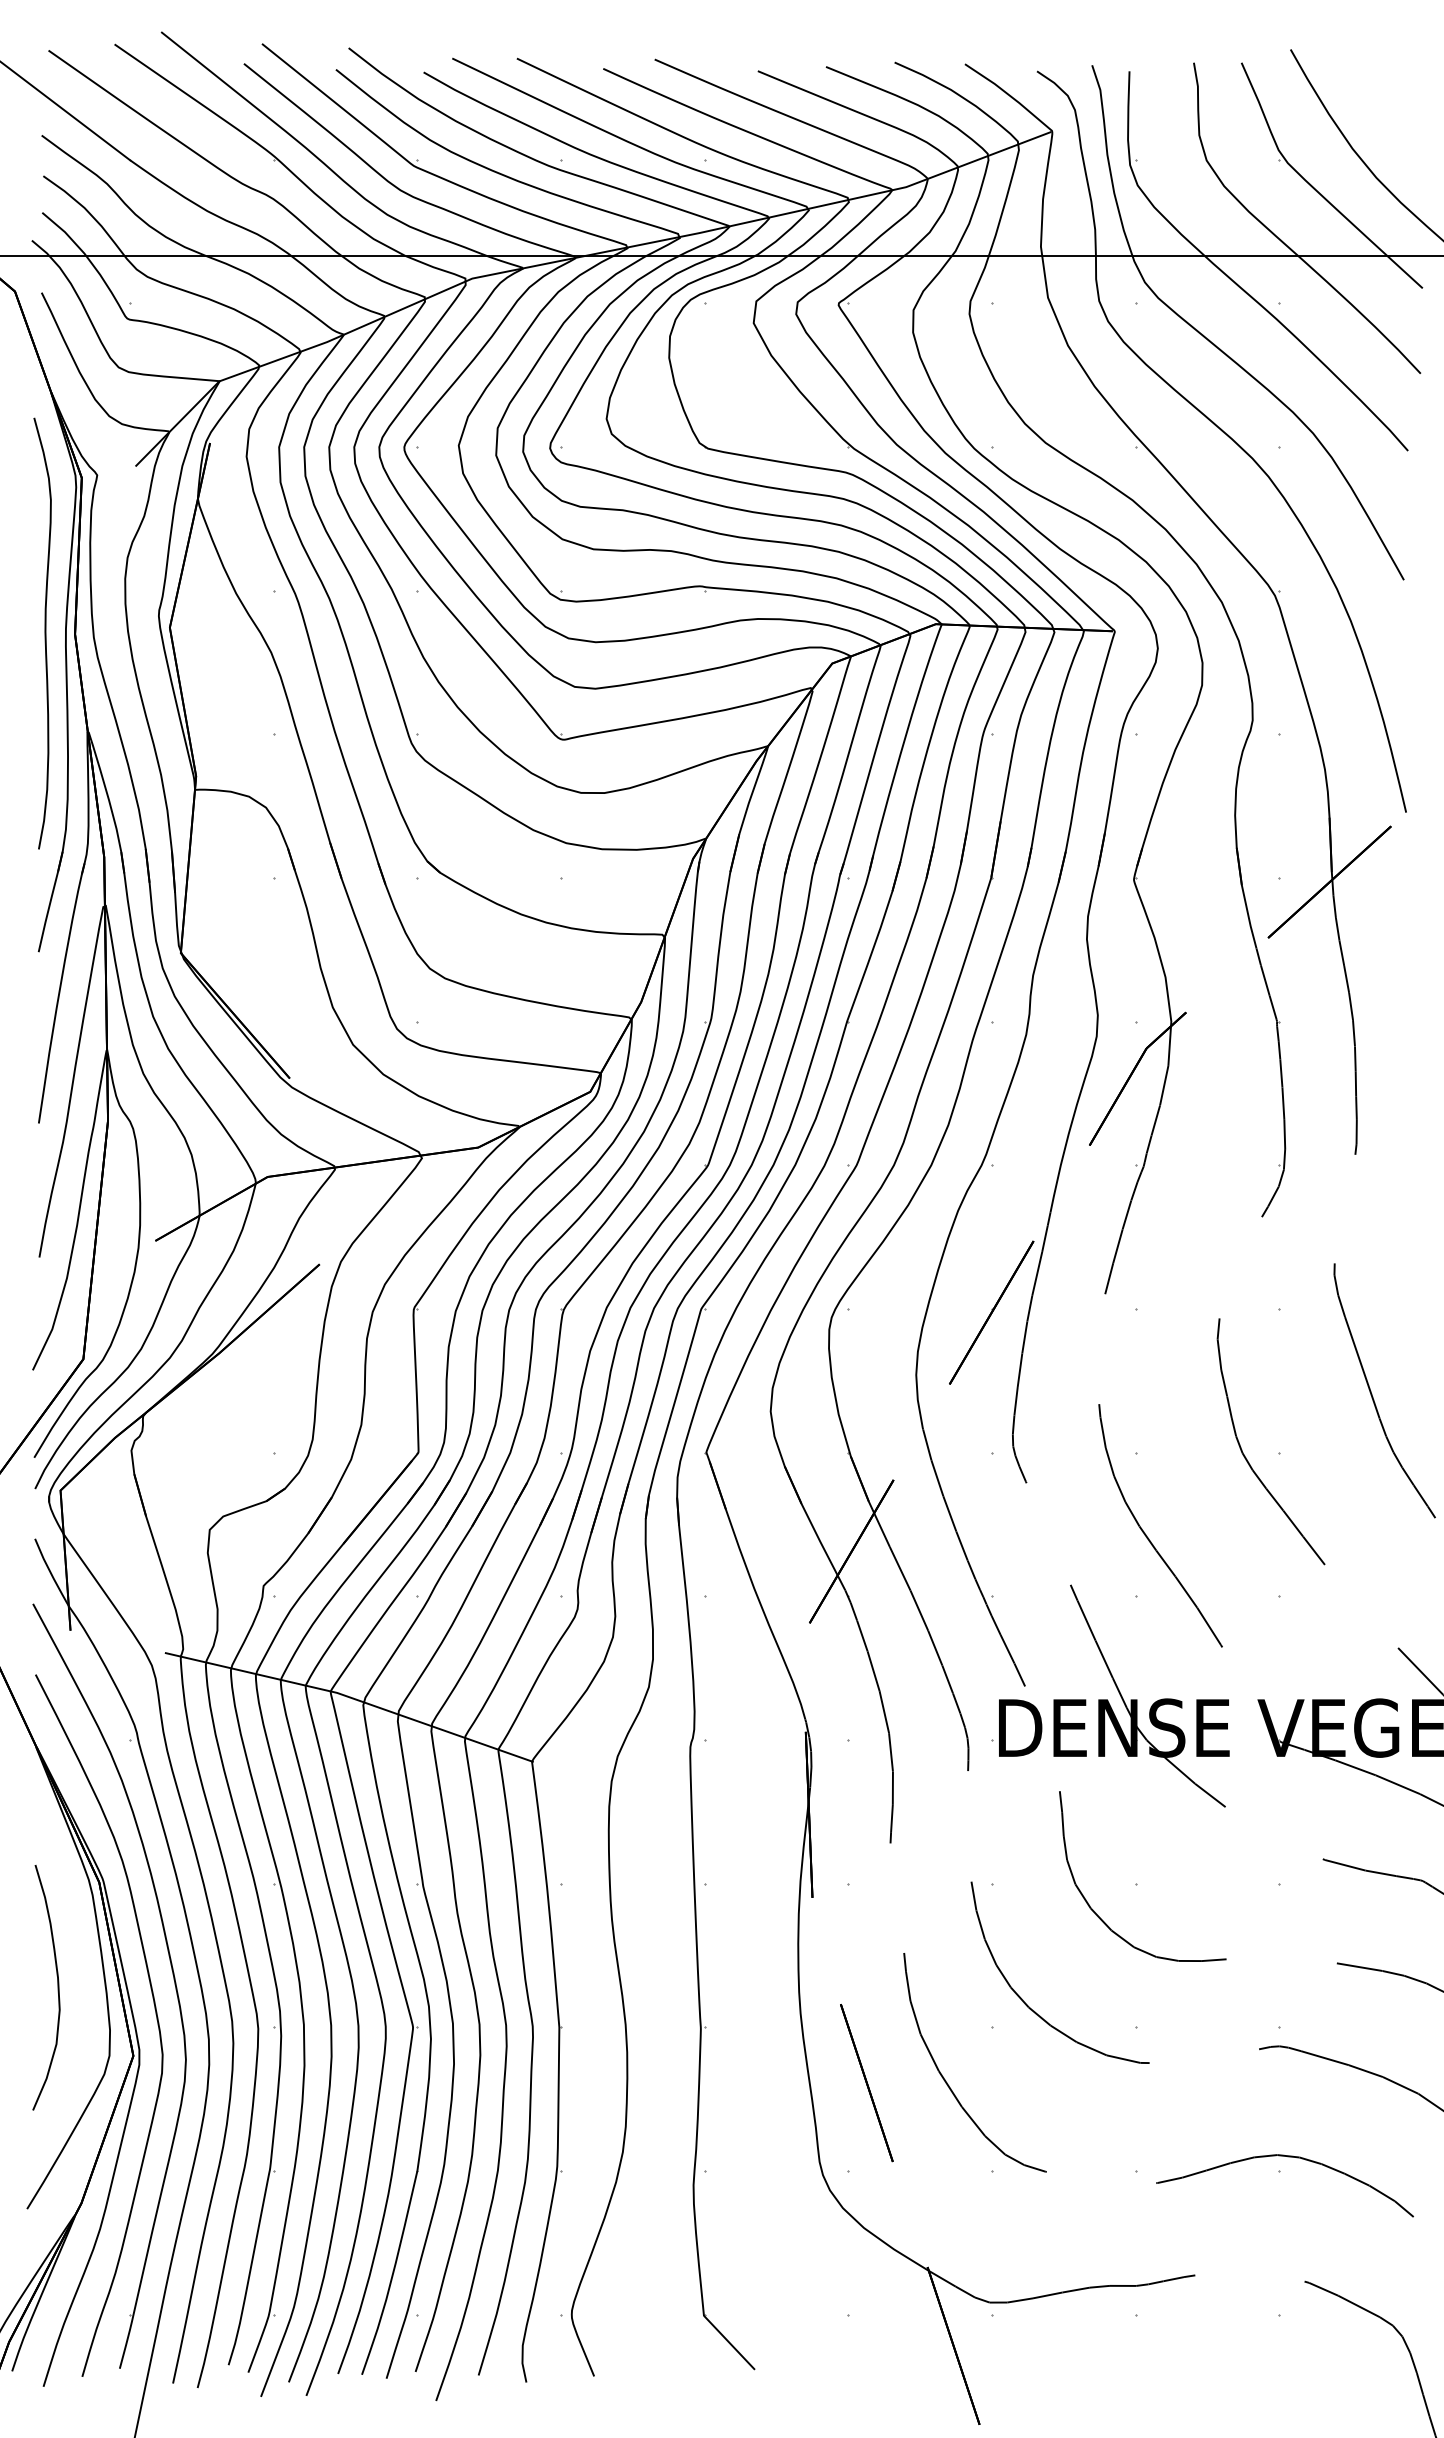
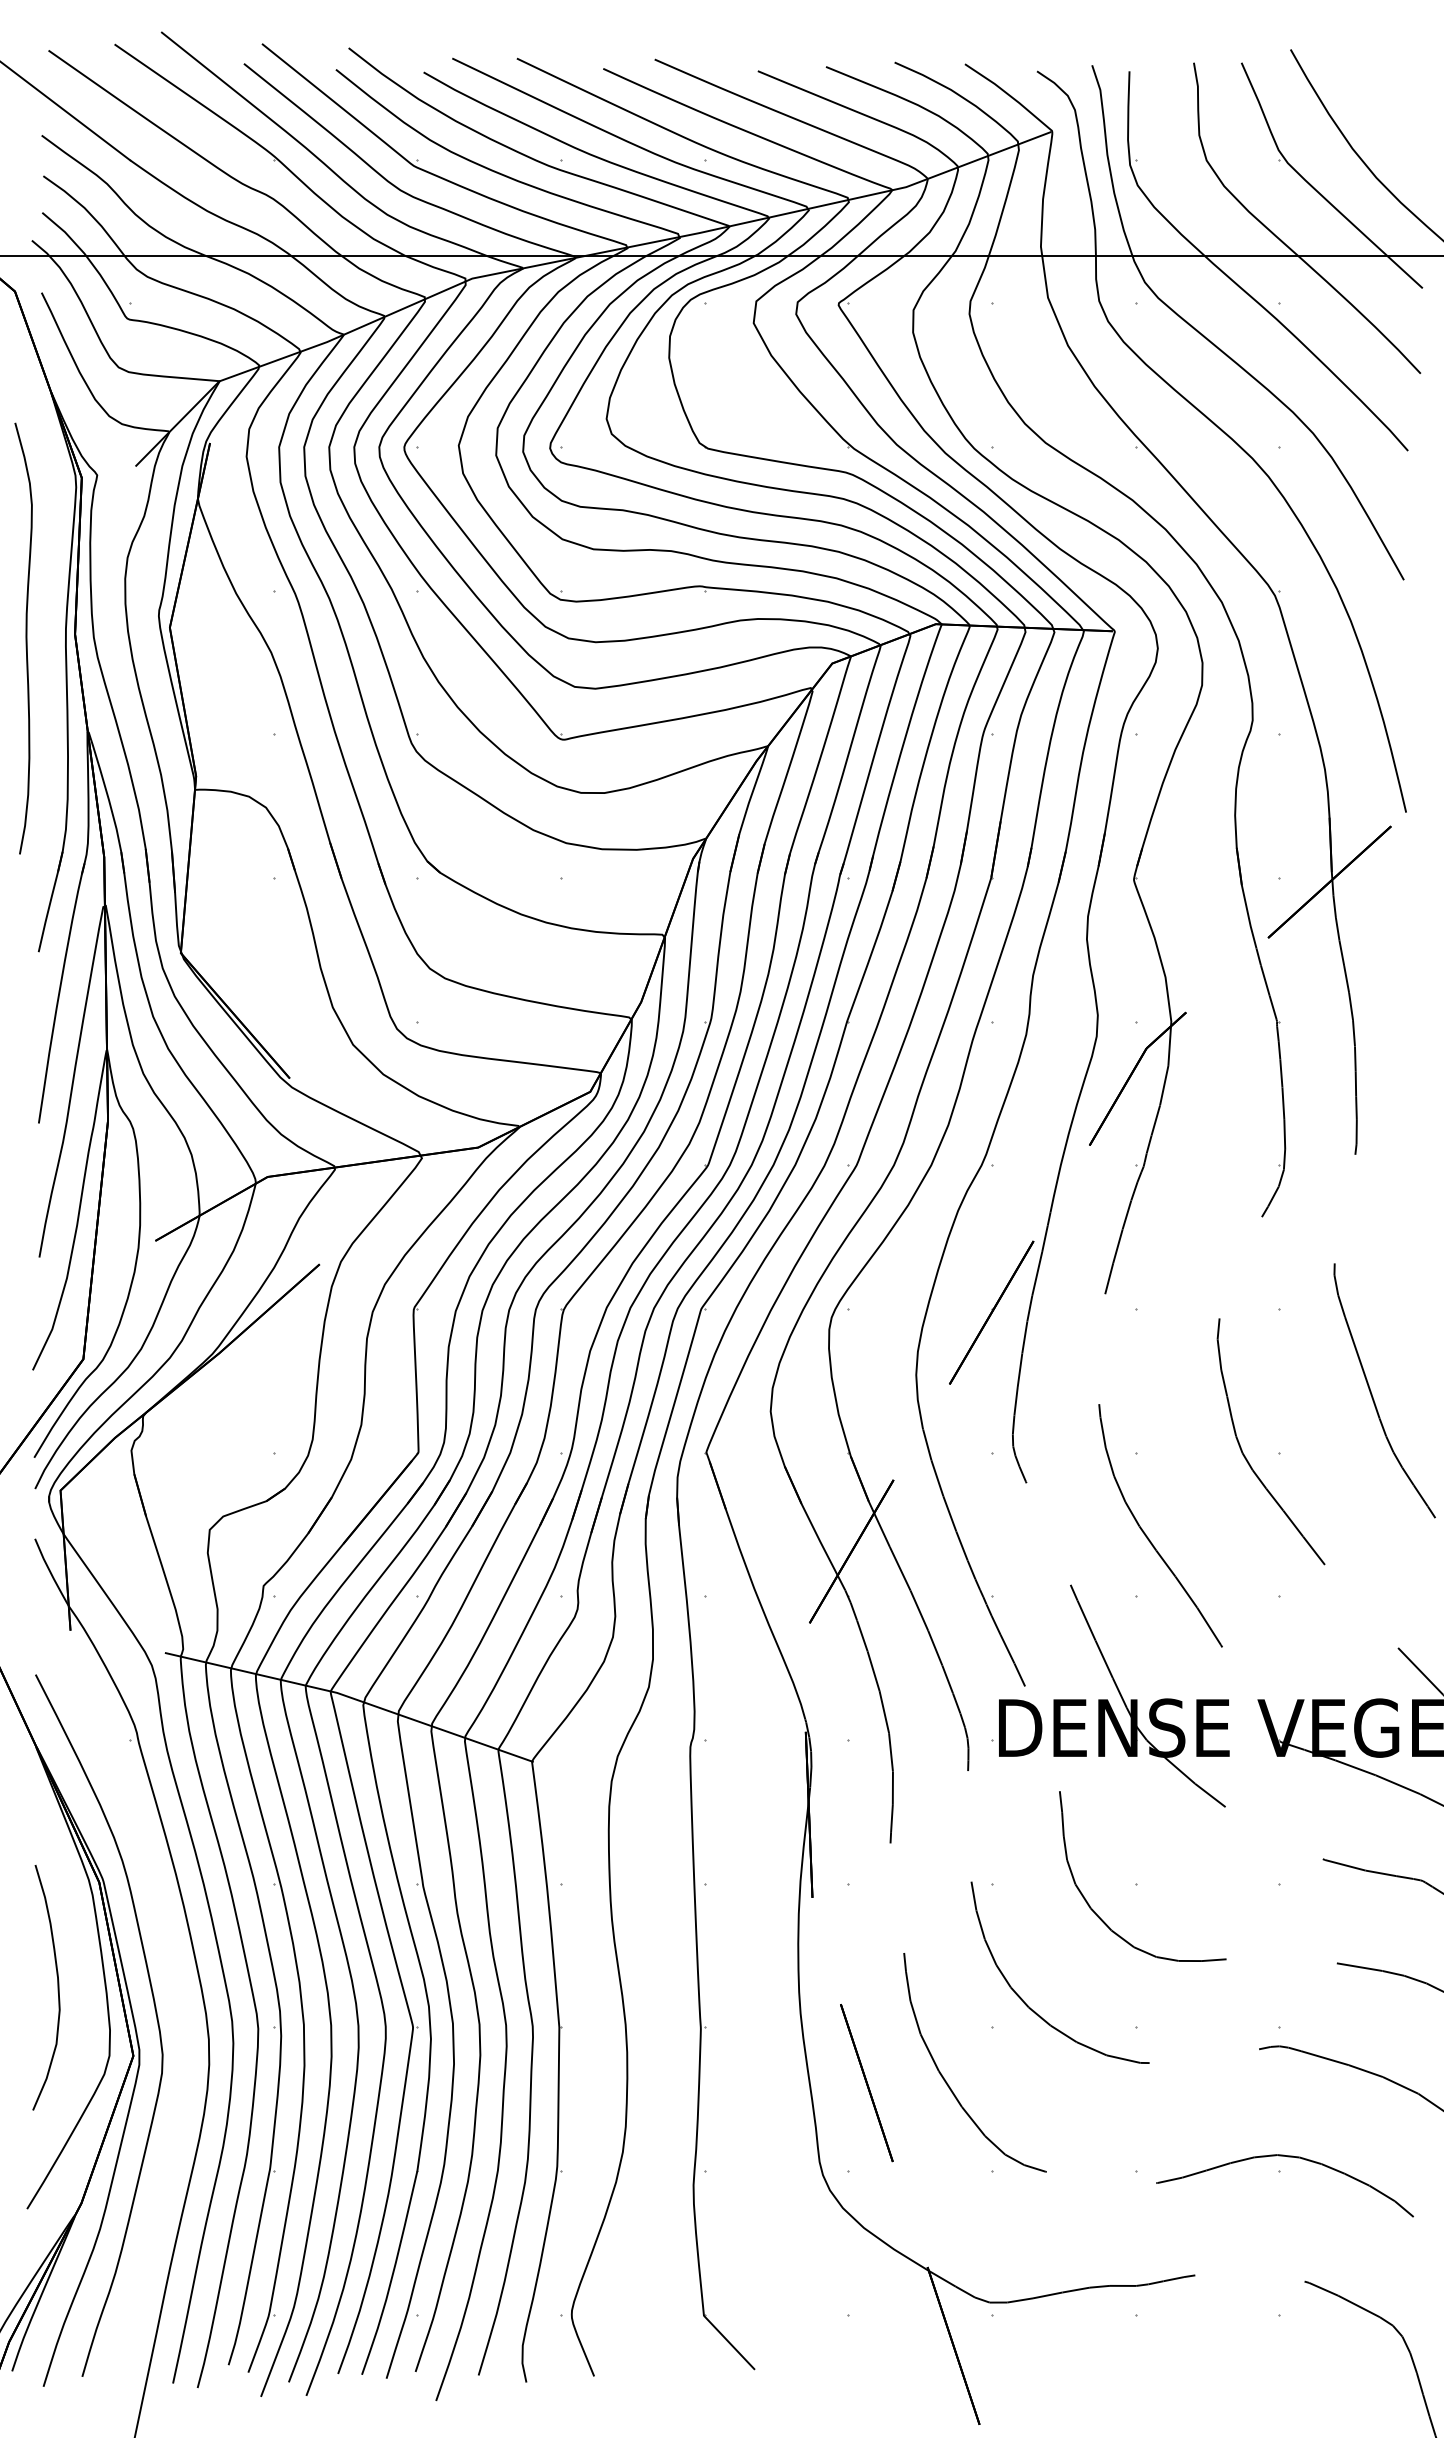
curve position: (44, 633) -> (25, 638) (25, 638)
part: present -> none (171, 1970)
